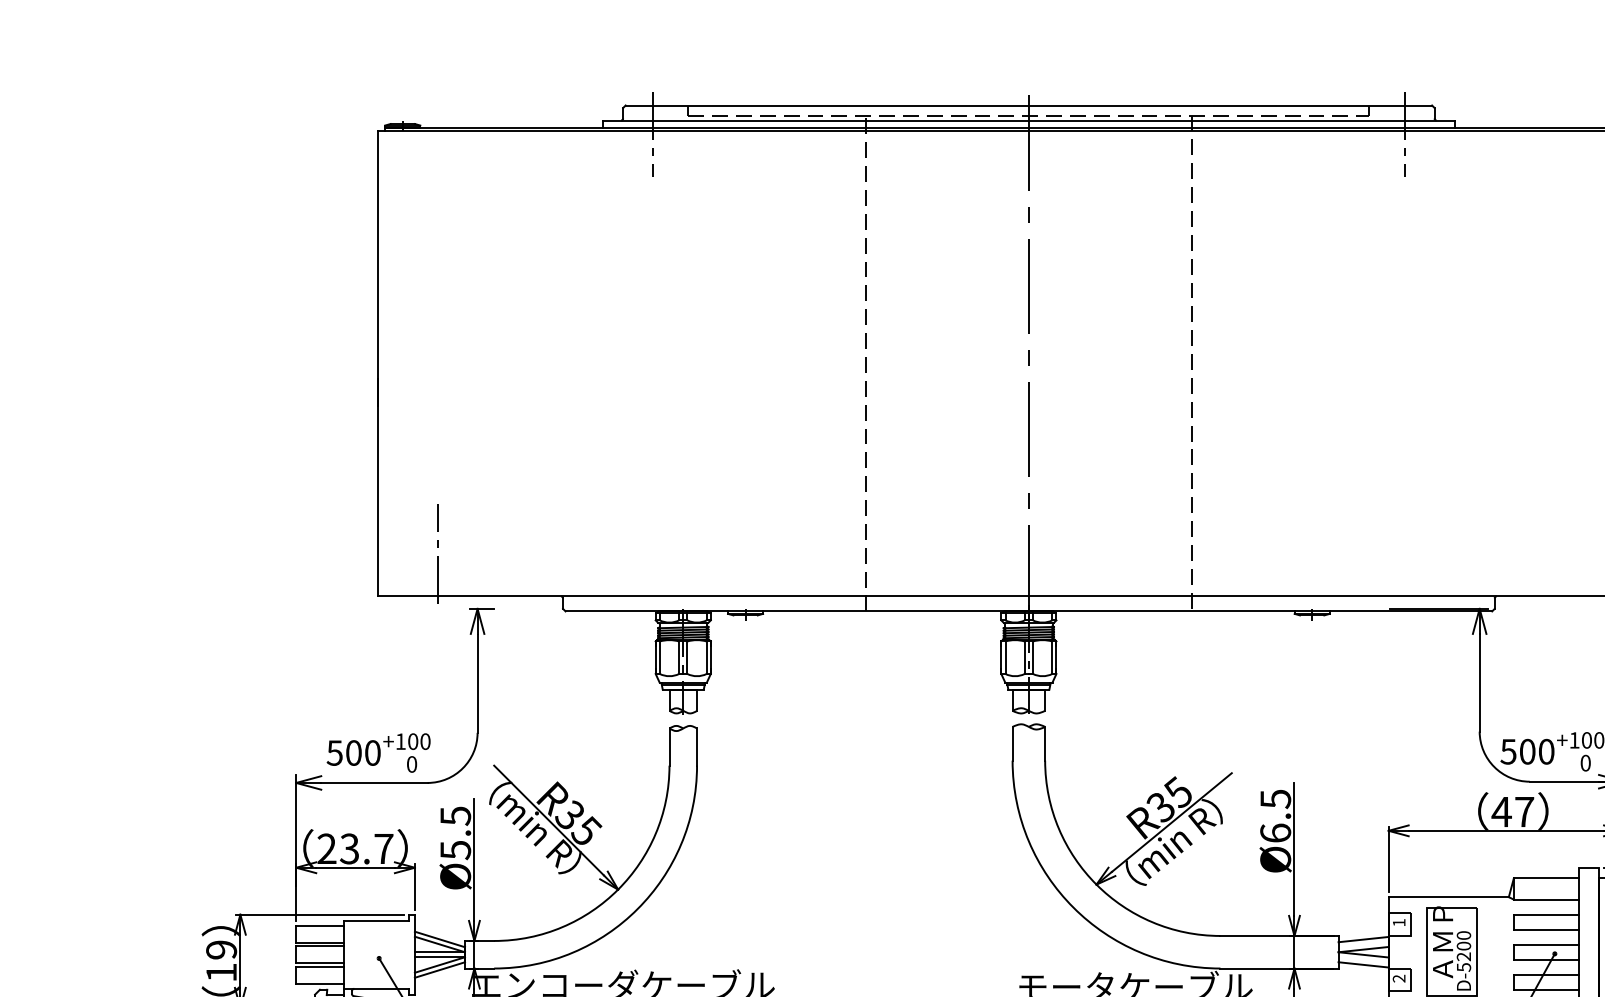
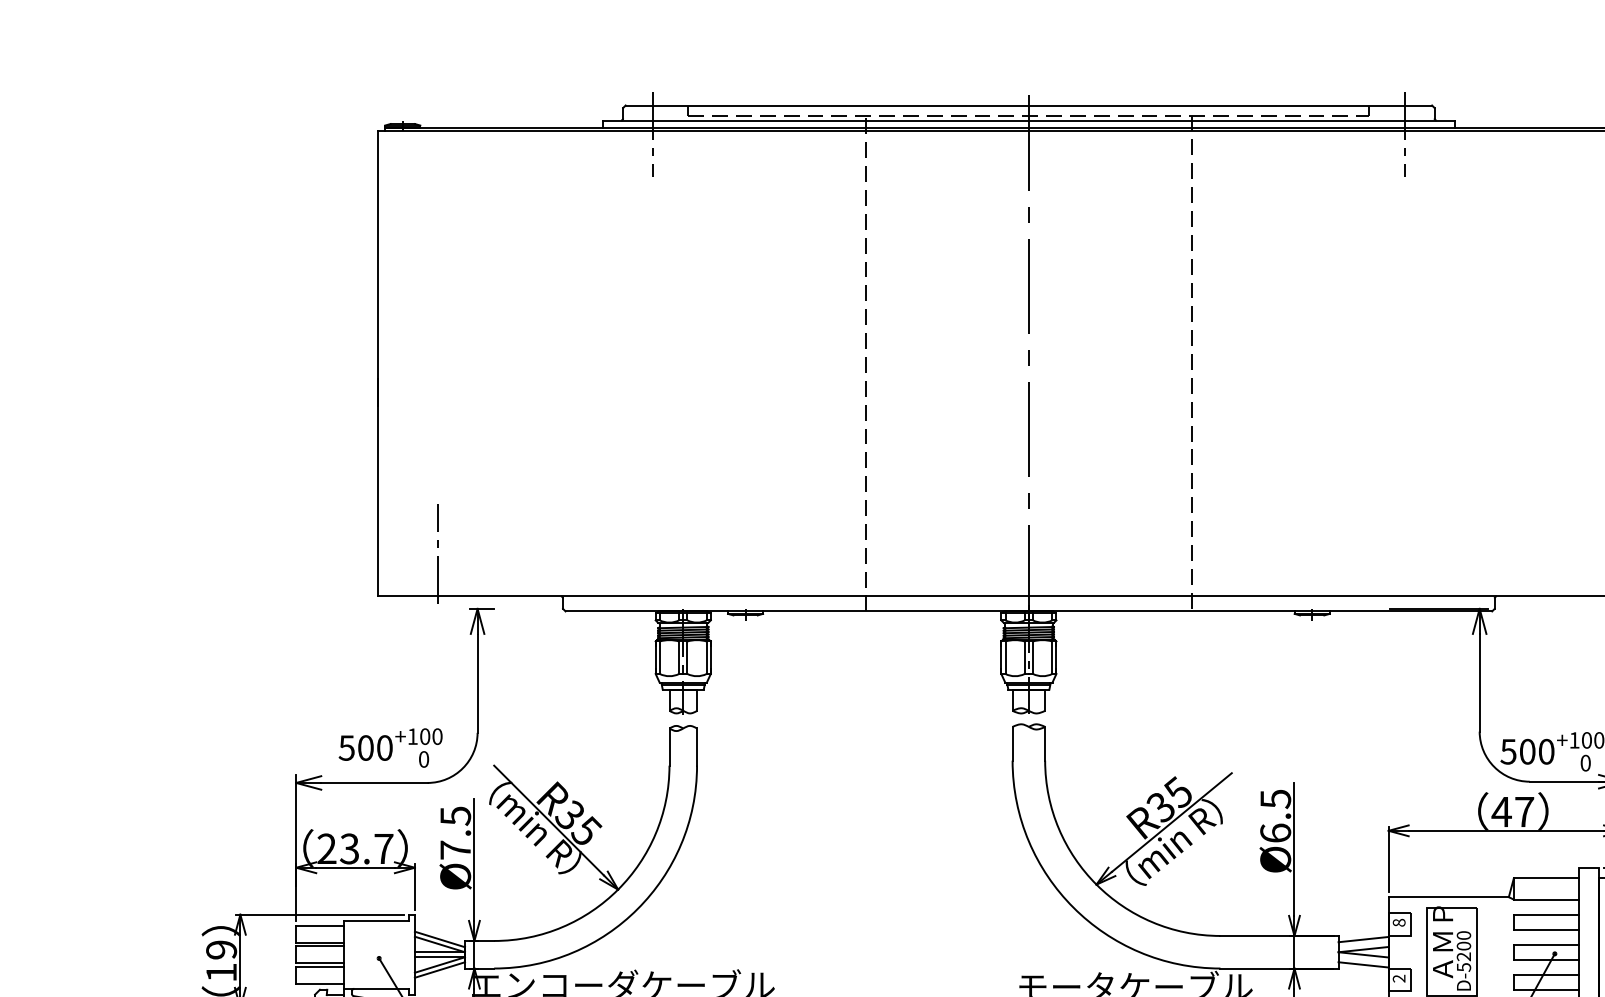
text position: (378, 752) -> (390, 747) (390, 747)
text: Ø5.5 -> Ø7.5 (455, 850)
text: 1 -> 8 (1398, 922)
